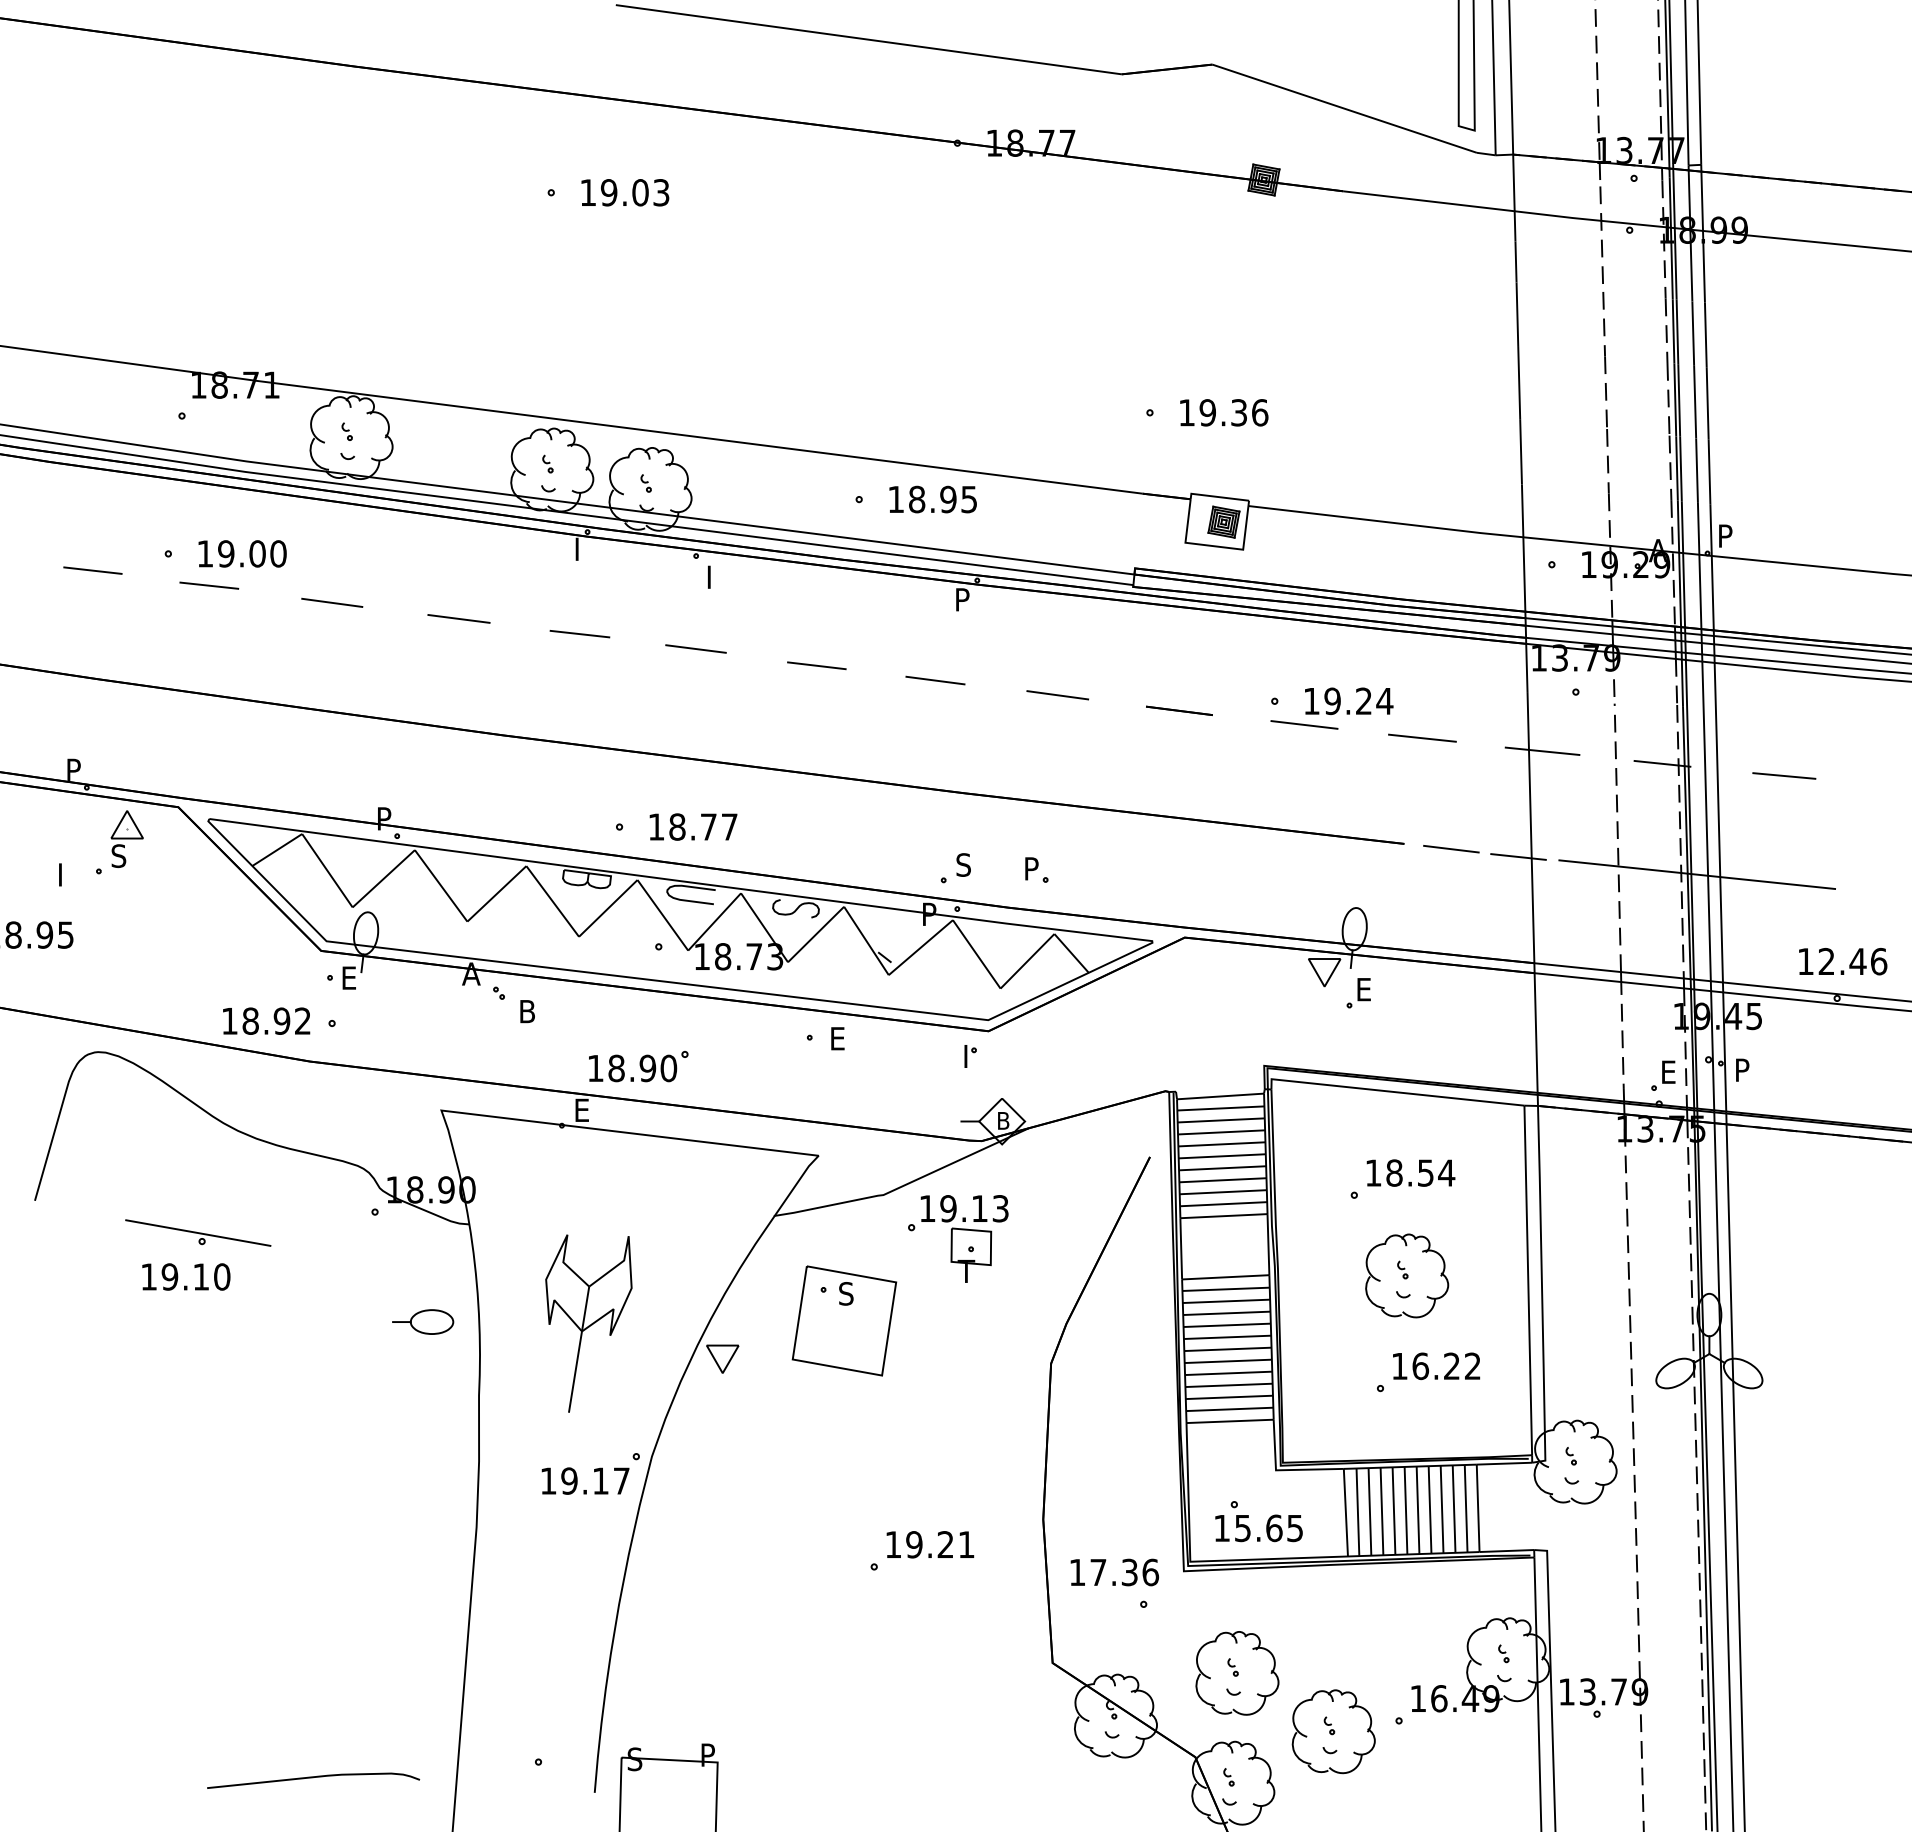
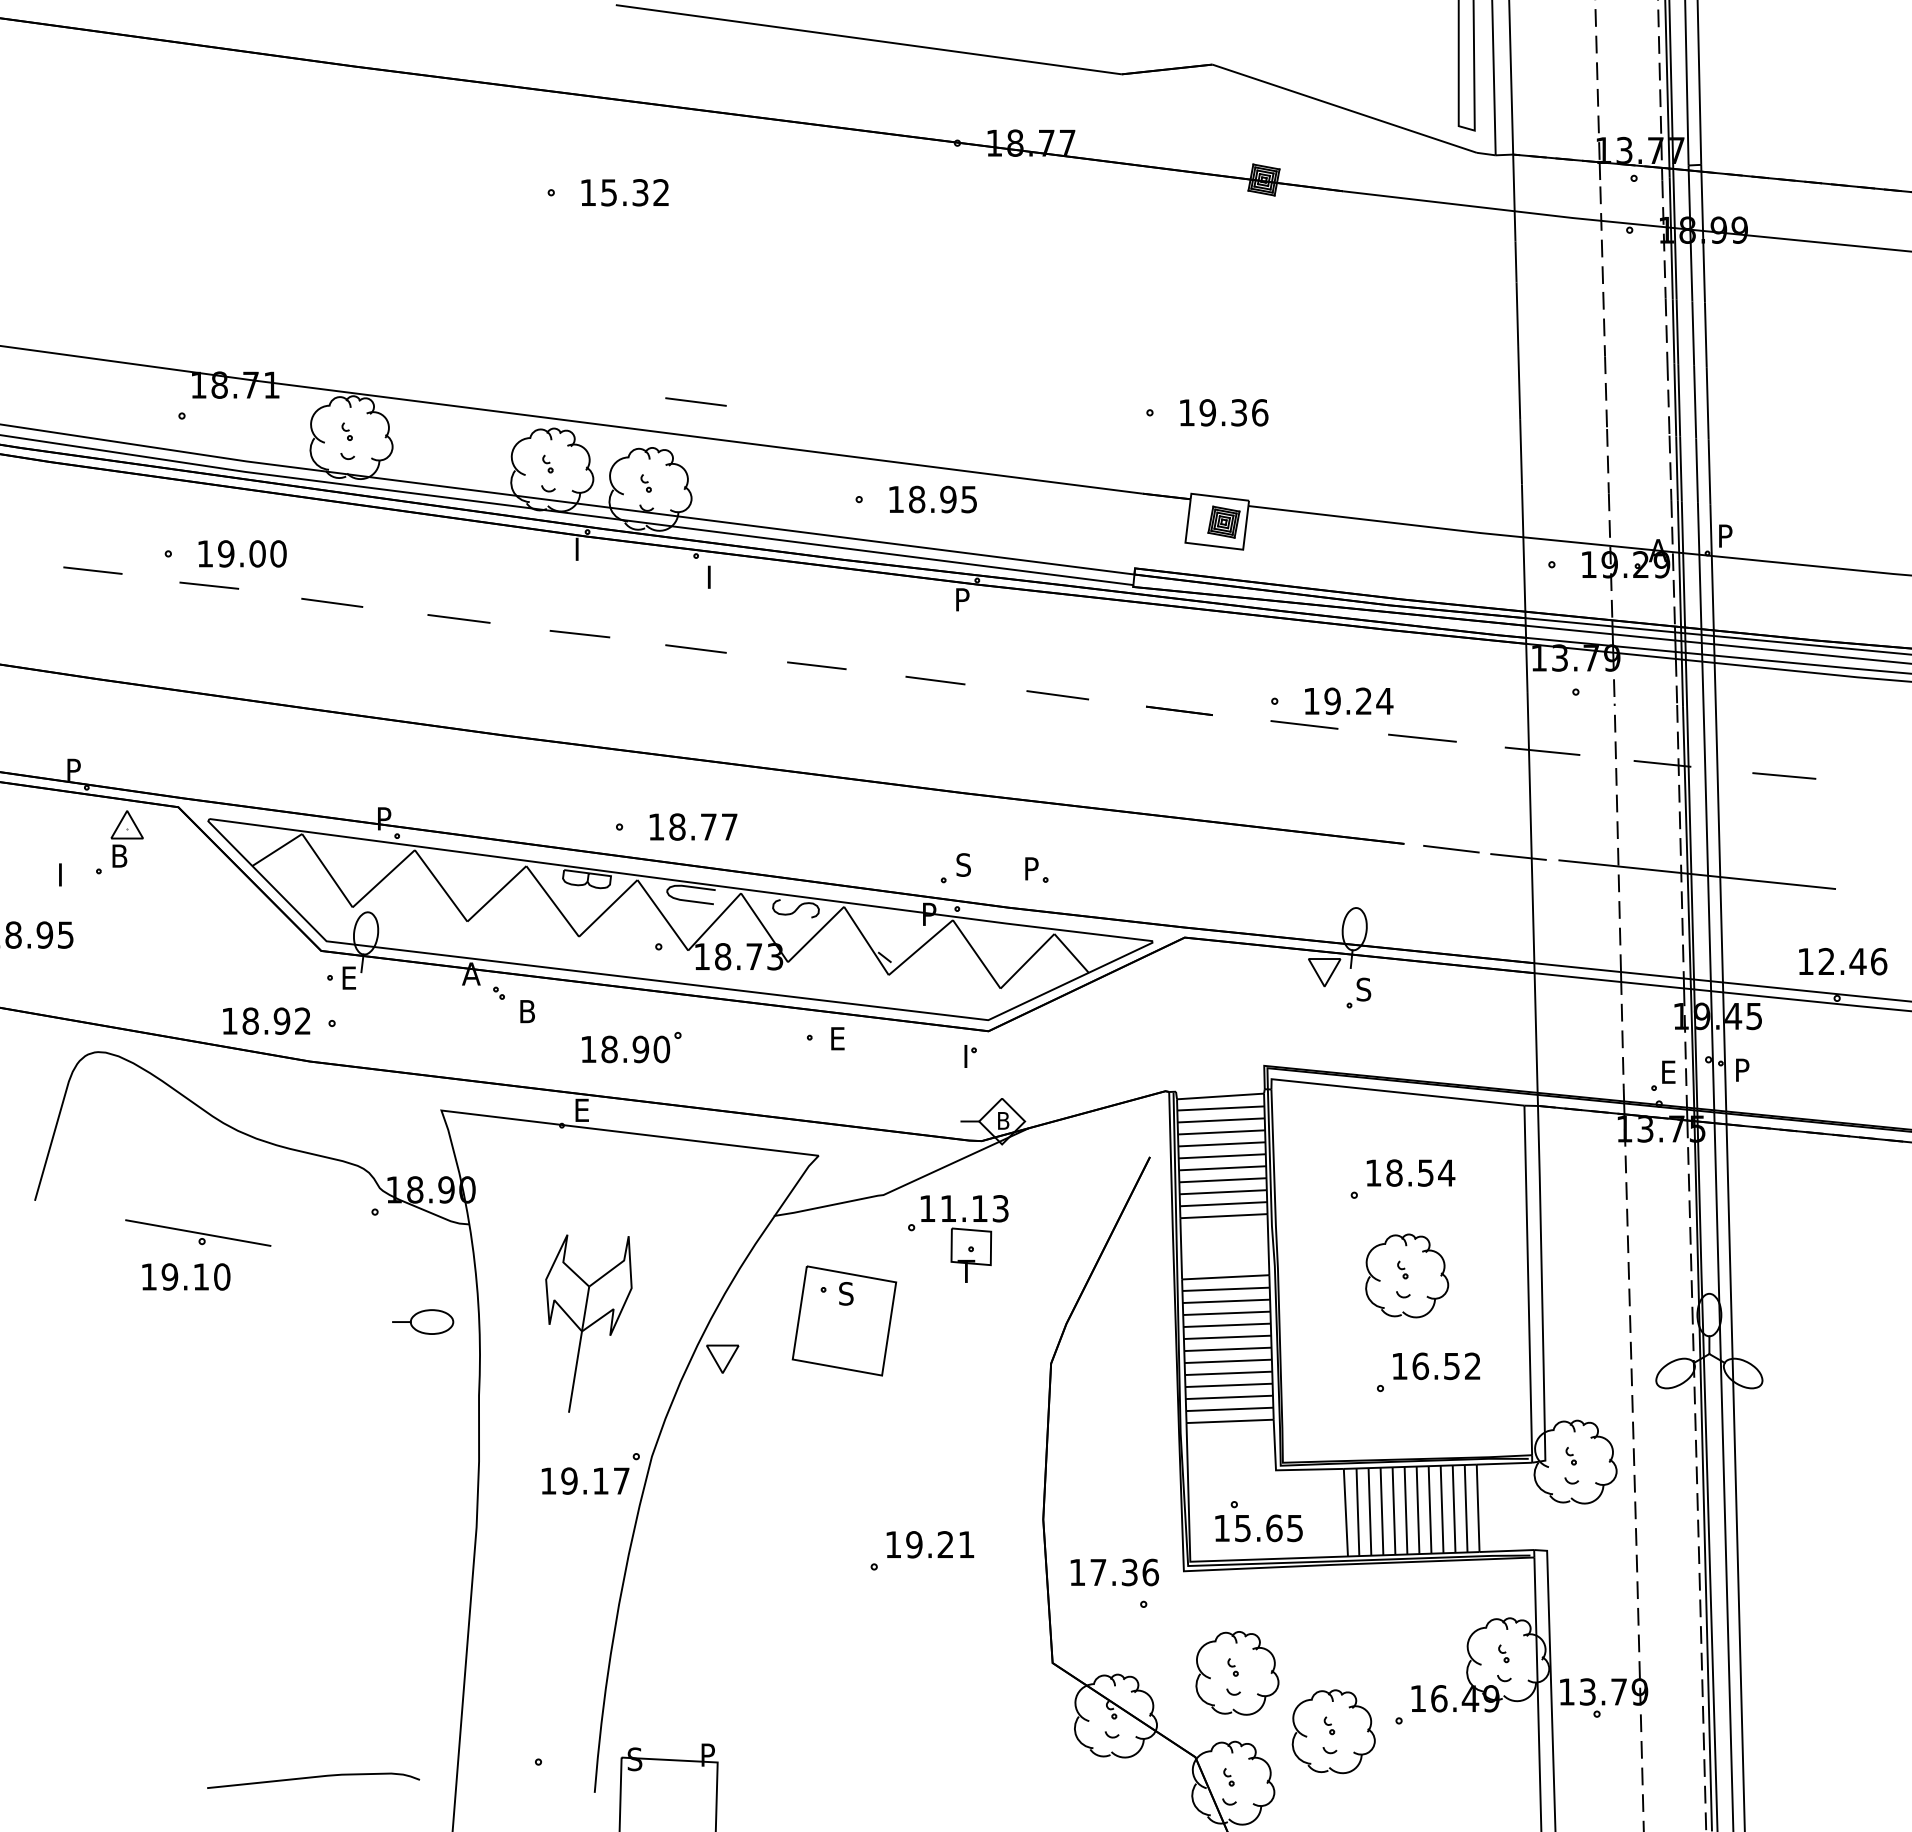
text: 19.03 -> 15.32 (635, 192)
line: none -> present (695, 401)
text: S -> B (119, 856)
text: E -> S (1363, 989)
part position: (638, 1066) -> (631, 1047) (631, 1047)
text: 19.13 -> 11.13 (948, 1208)
text: 16.22 -> 16.52 (1451, 1366)
